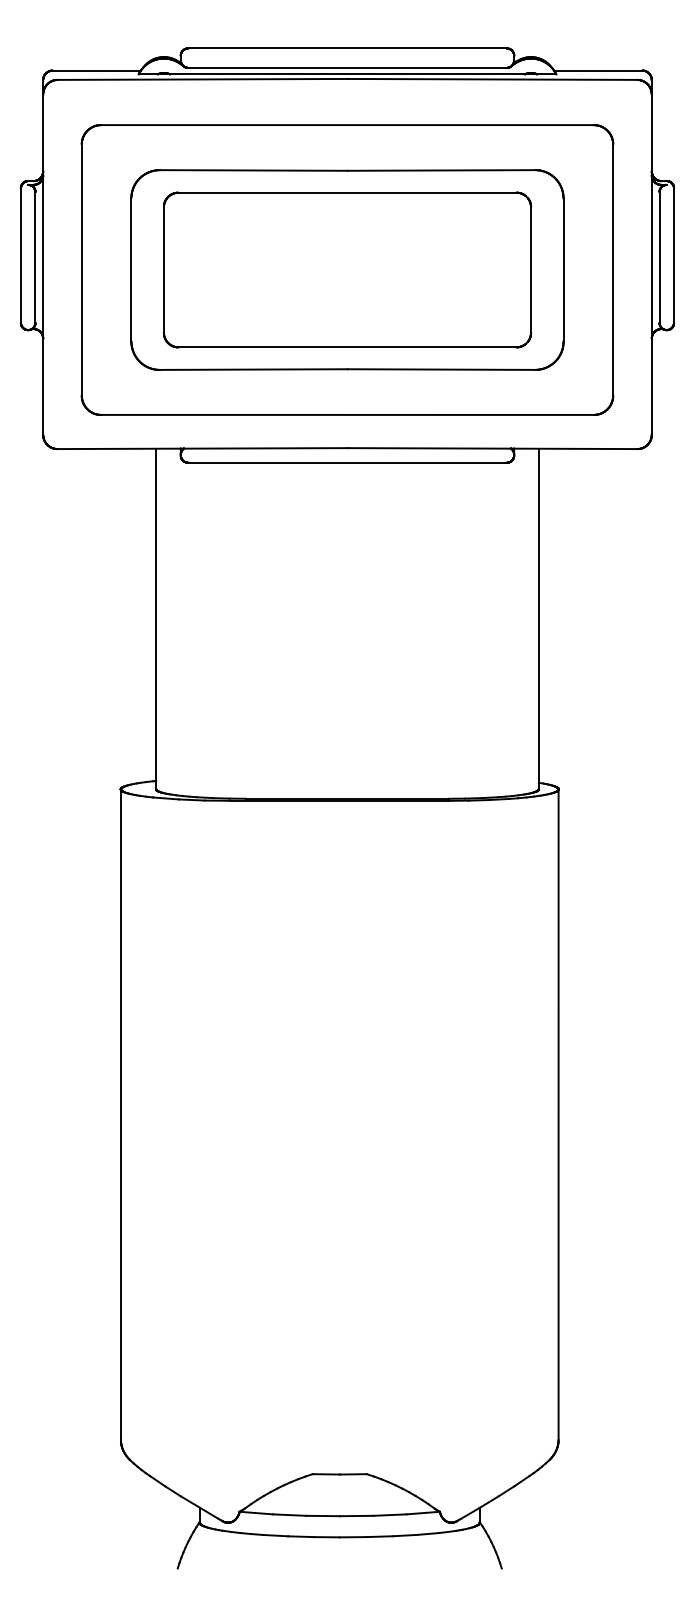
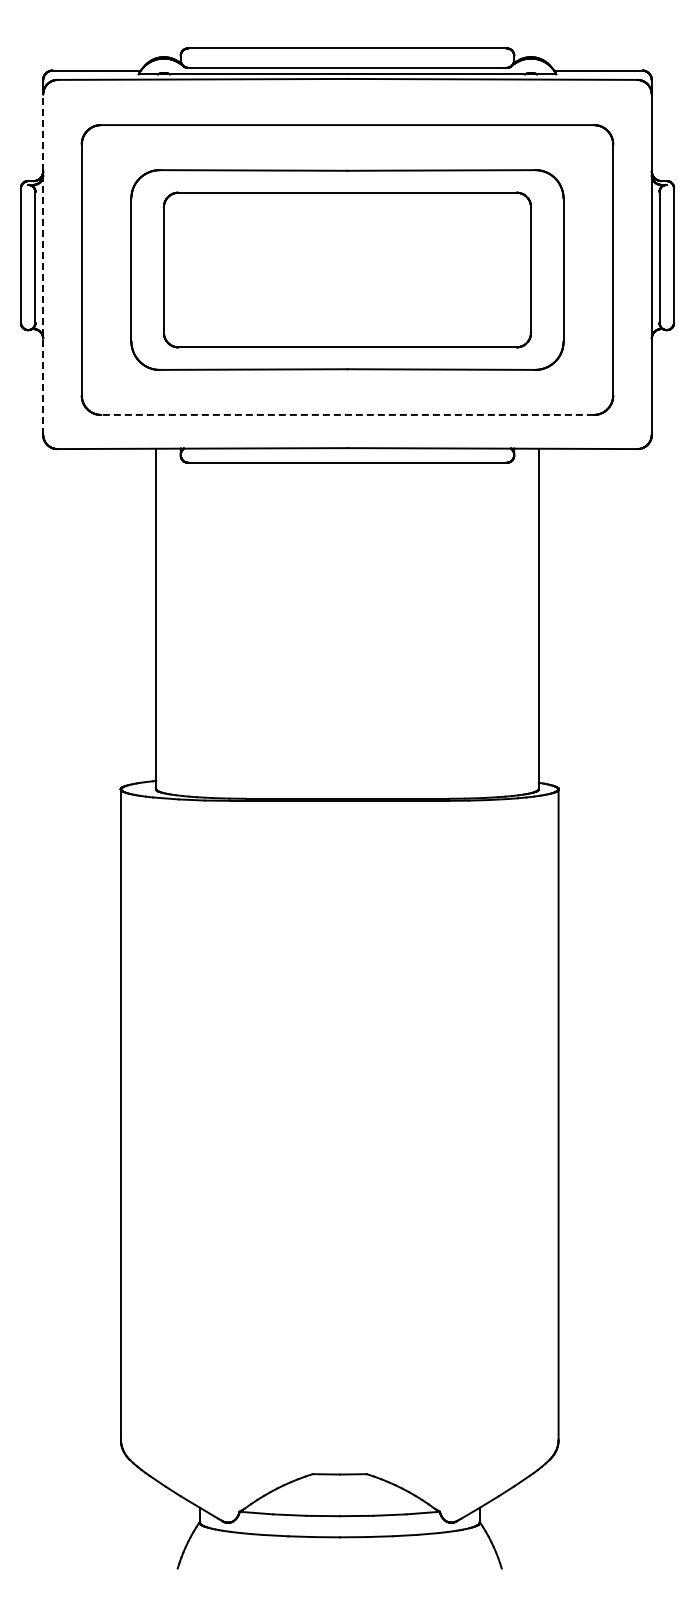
line: solid -> dashed (43, 264)
line: solid -> dashed (347, 414)
